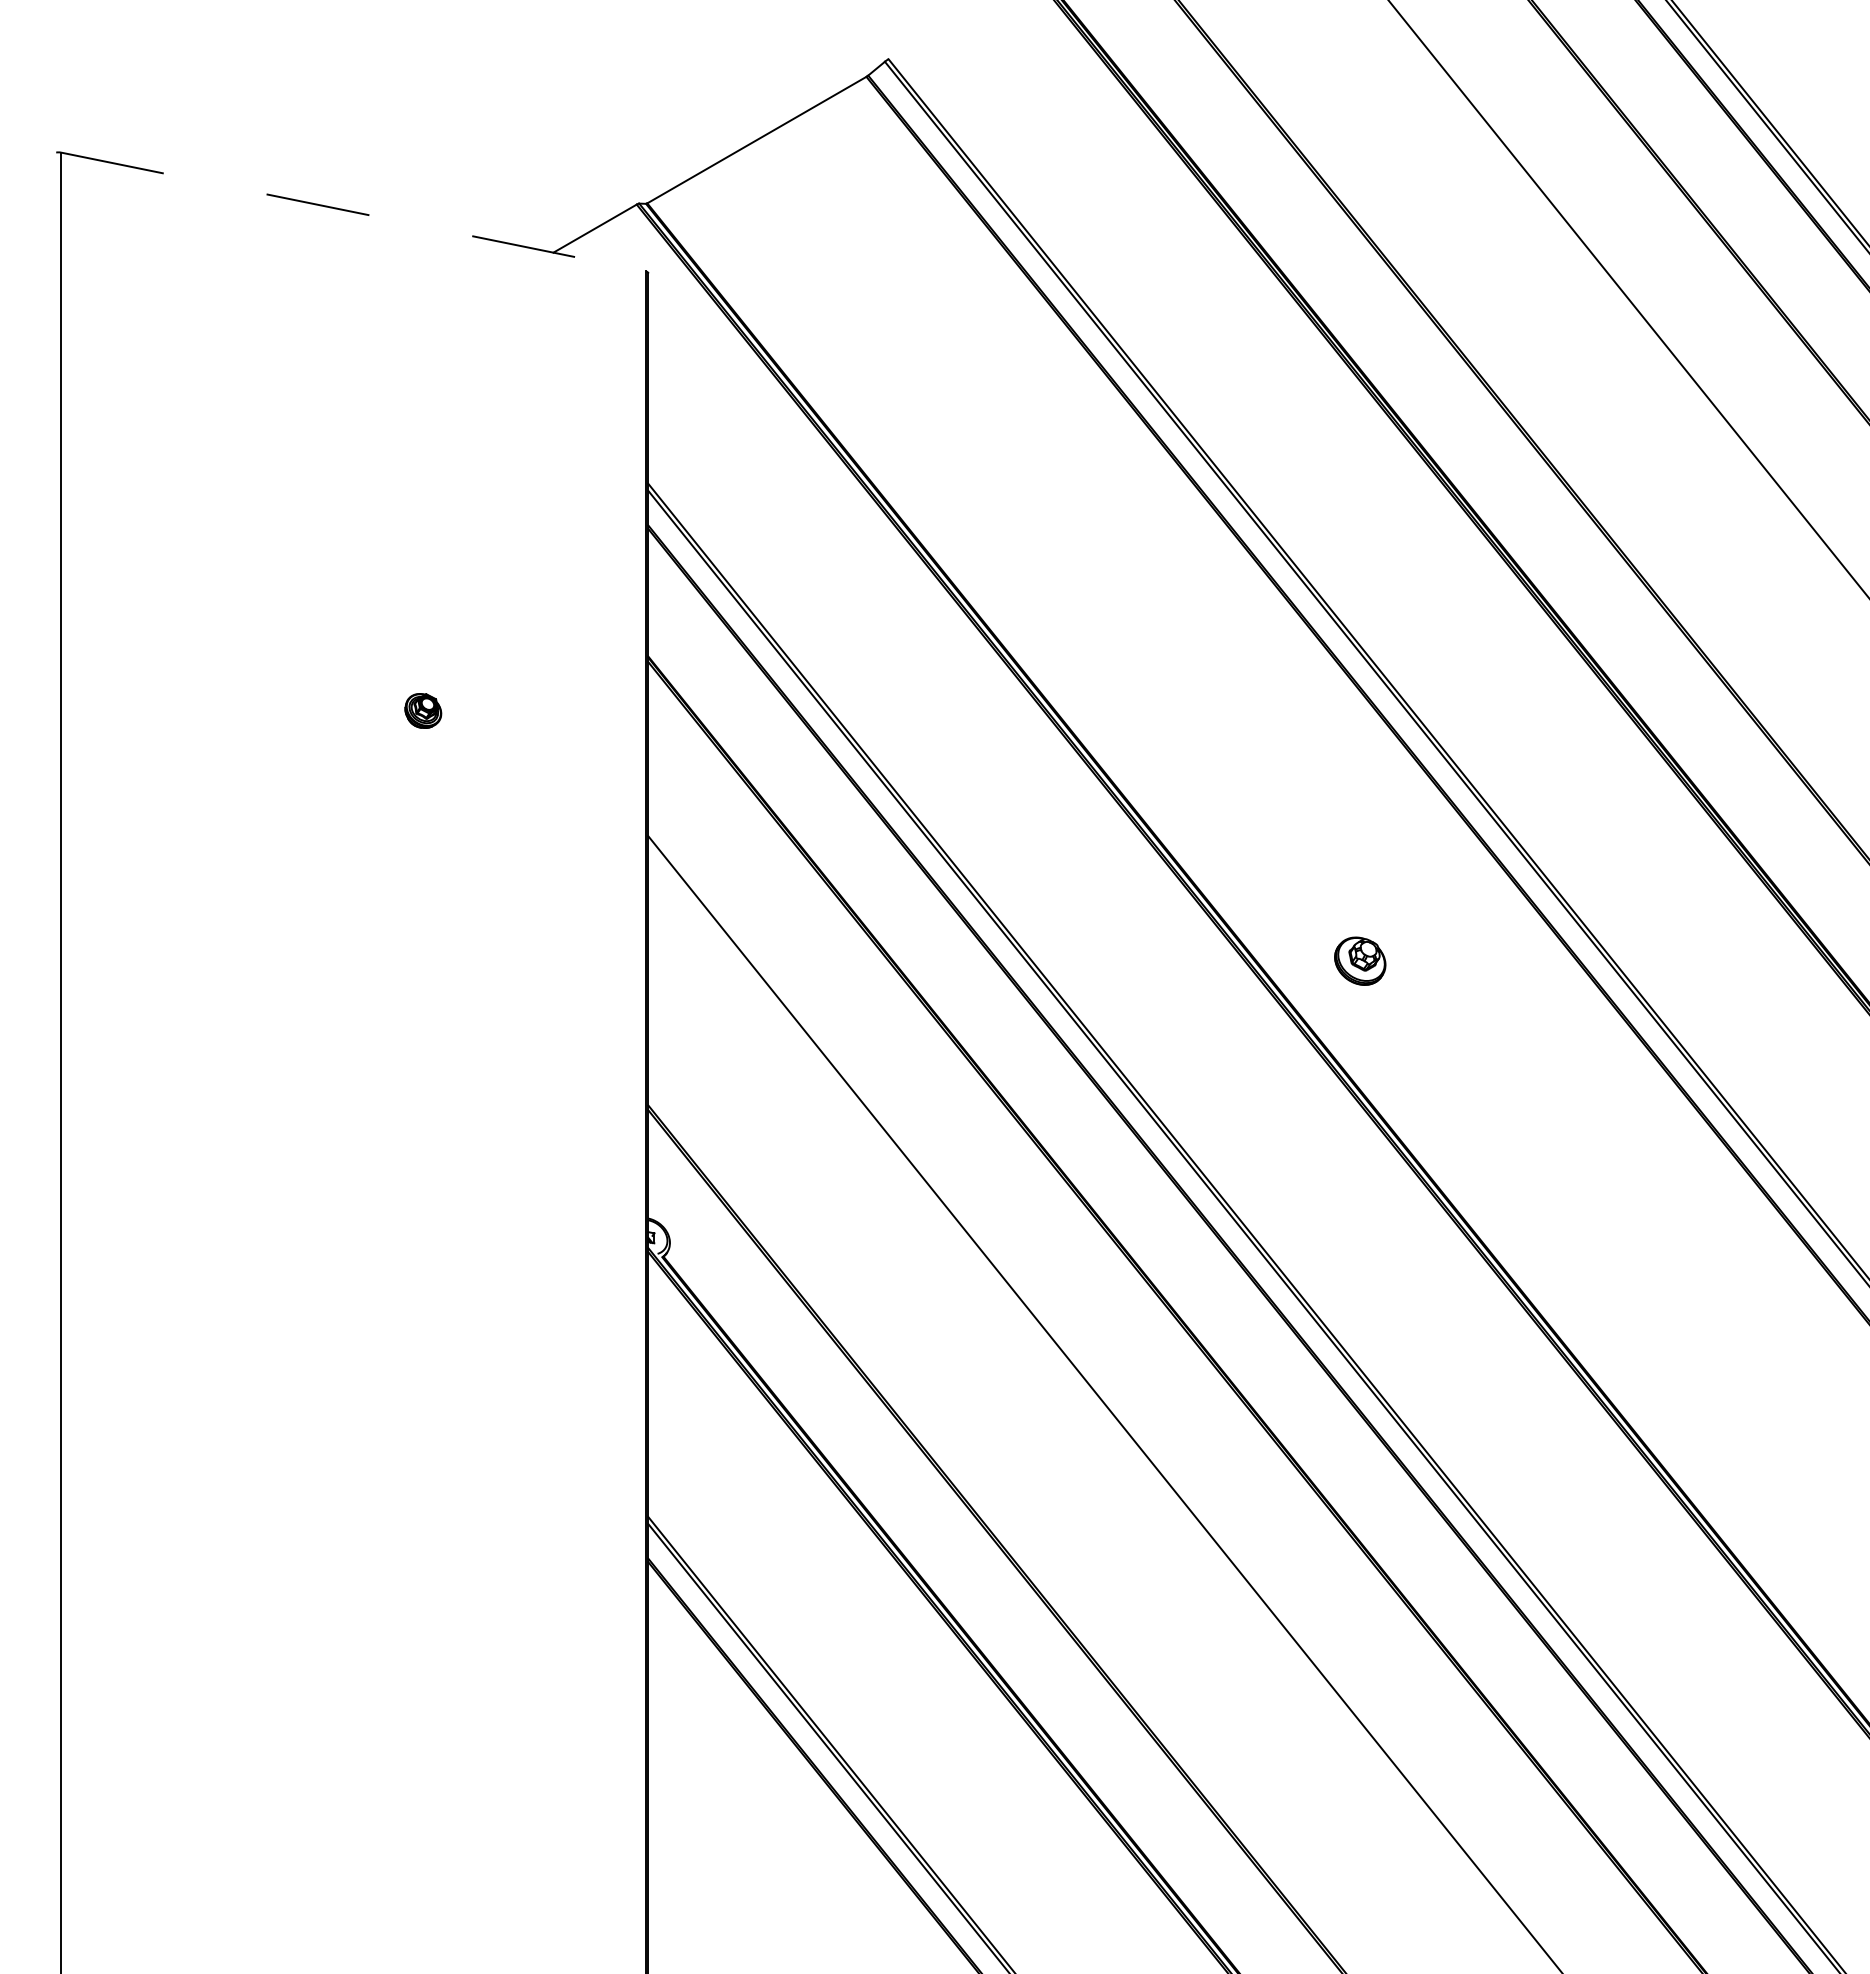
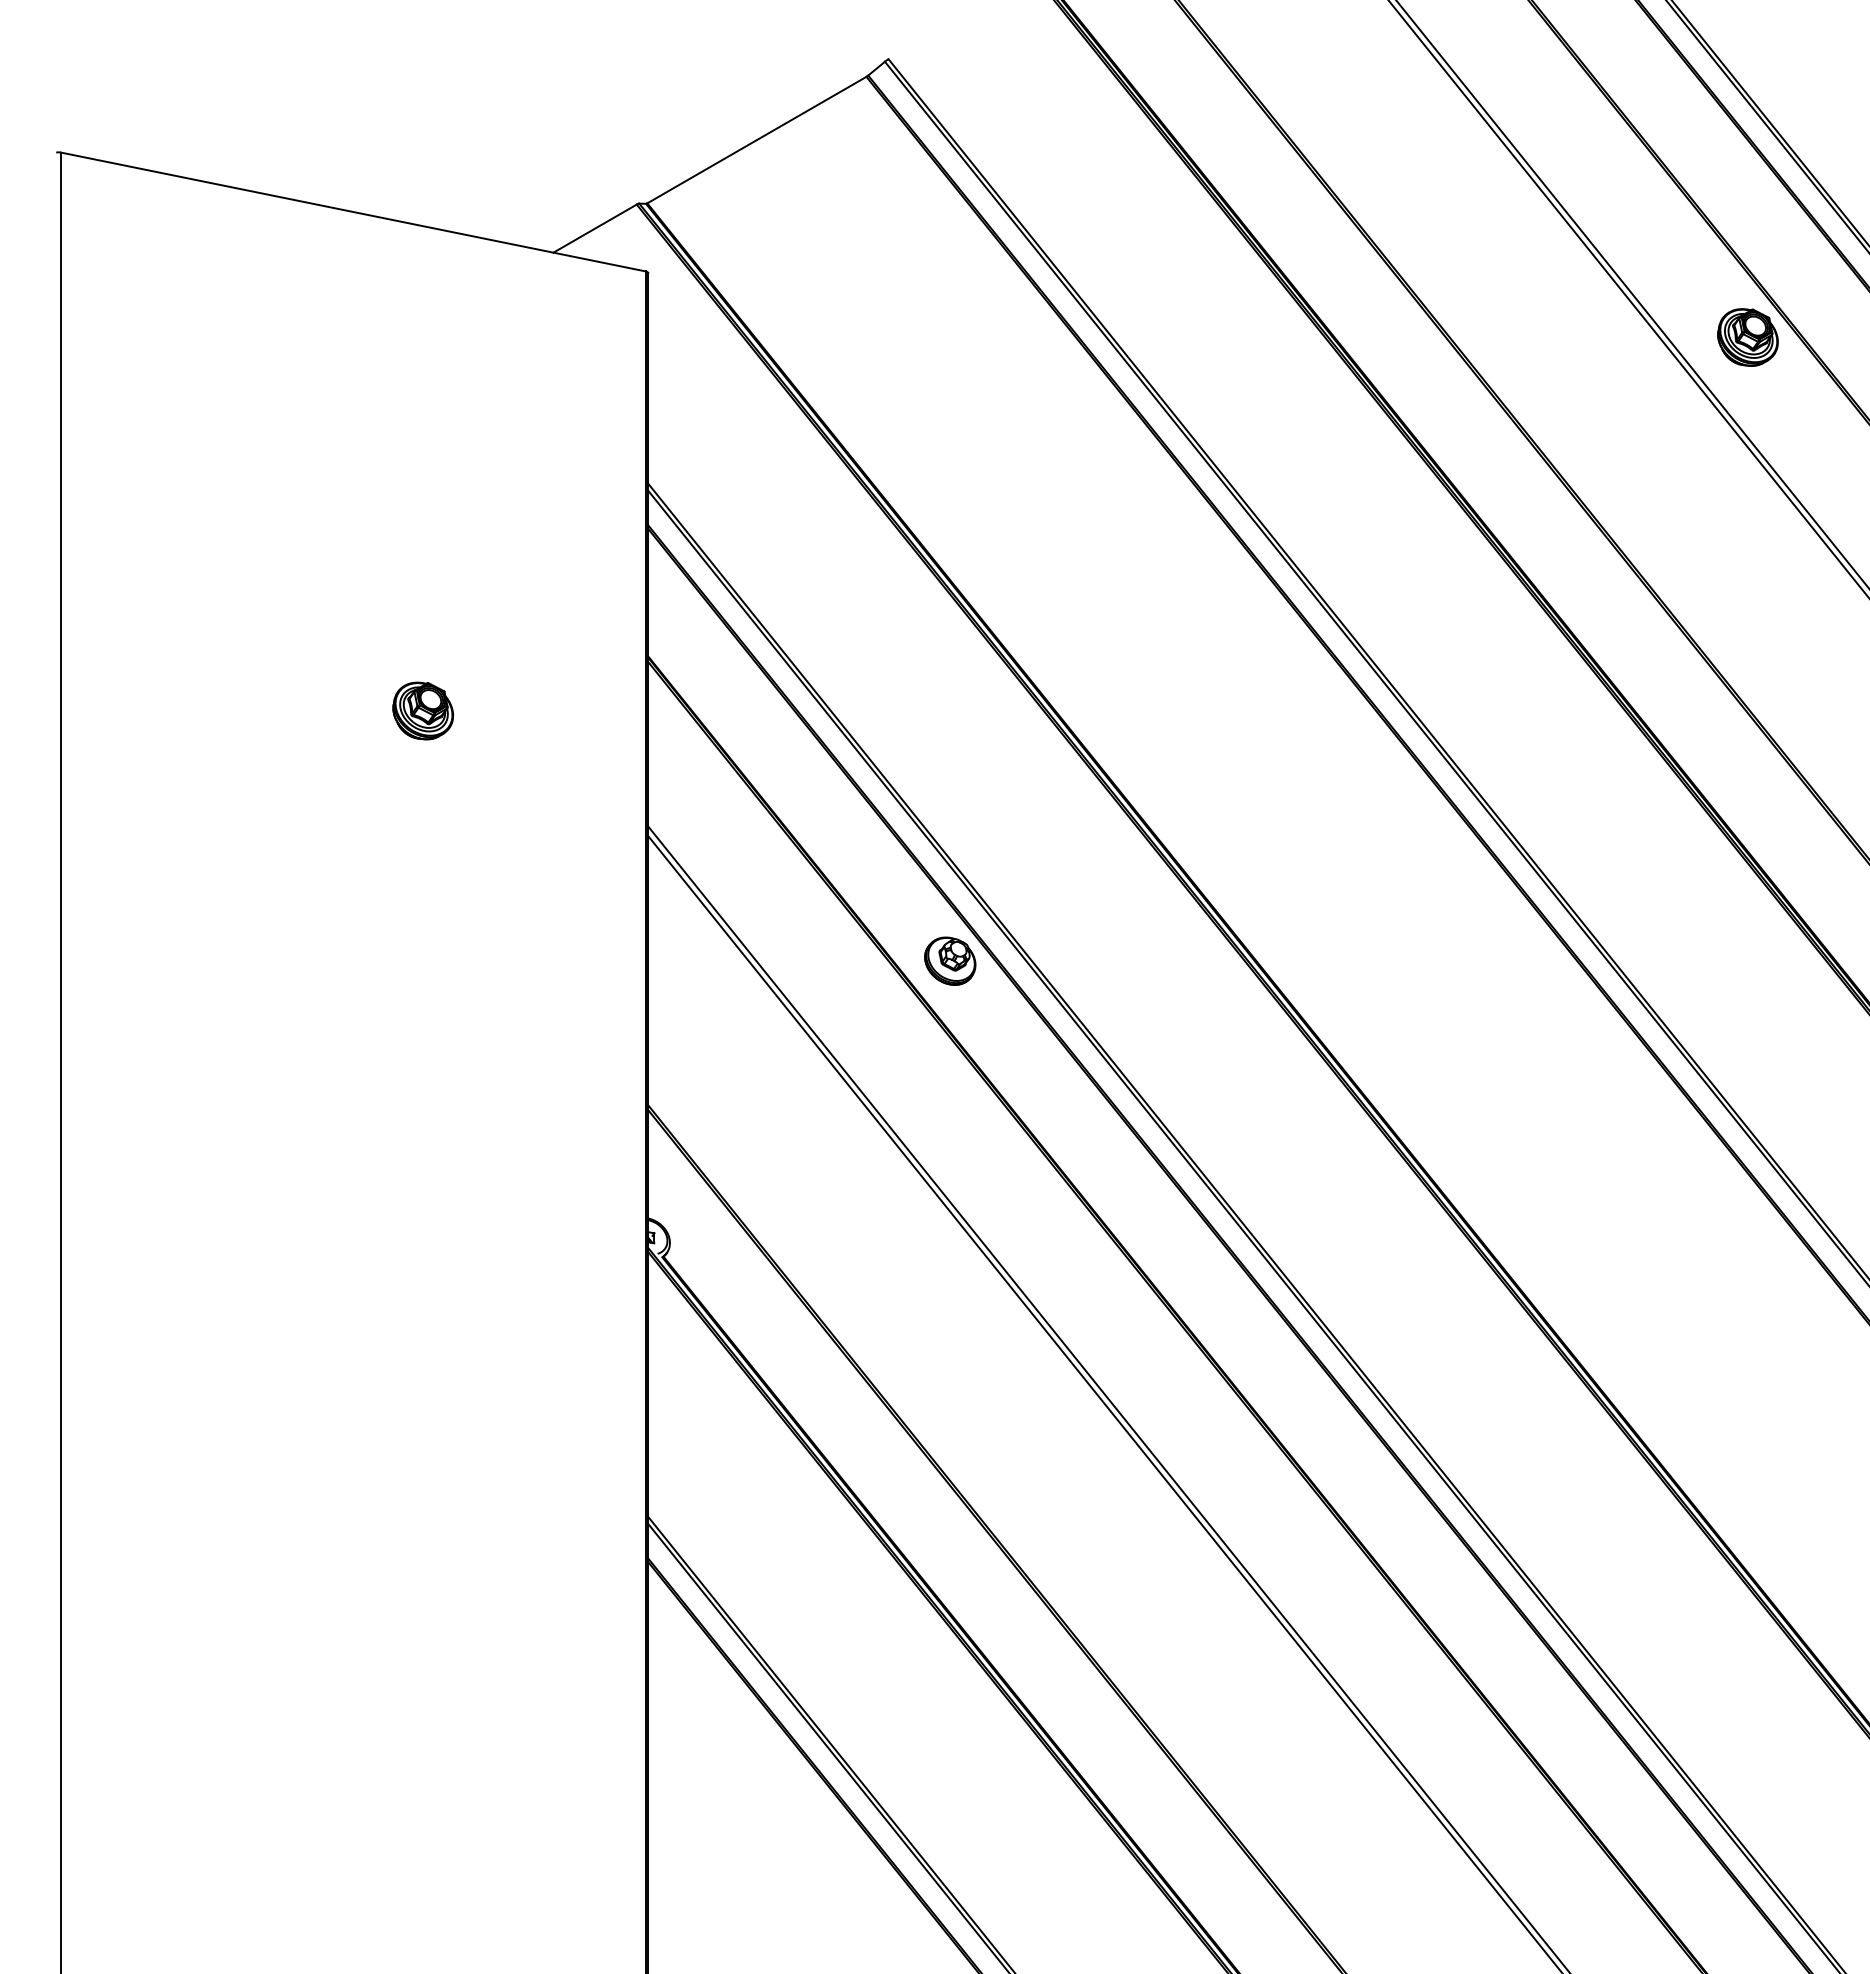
line: dashed -> solid (353, 212)
line: none -> present (1631, 293)
part: none -> present (1747, 337)
part size: 39x36 px -> 63x60 px (423, 710)
part position: (1360, 960) -> (950, 960) (950, 960)
line: none -> present (1107, 1398)
